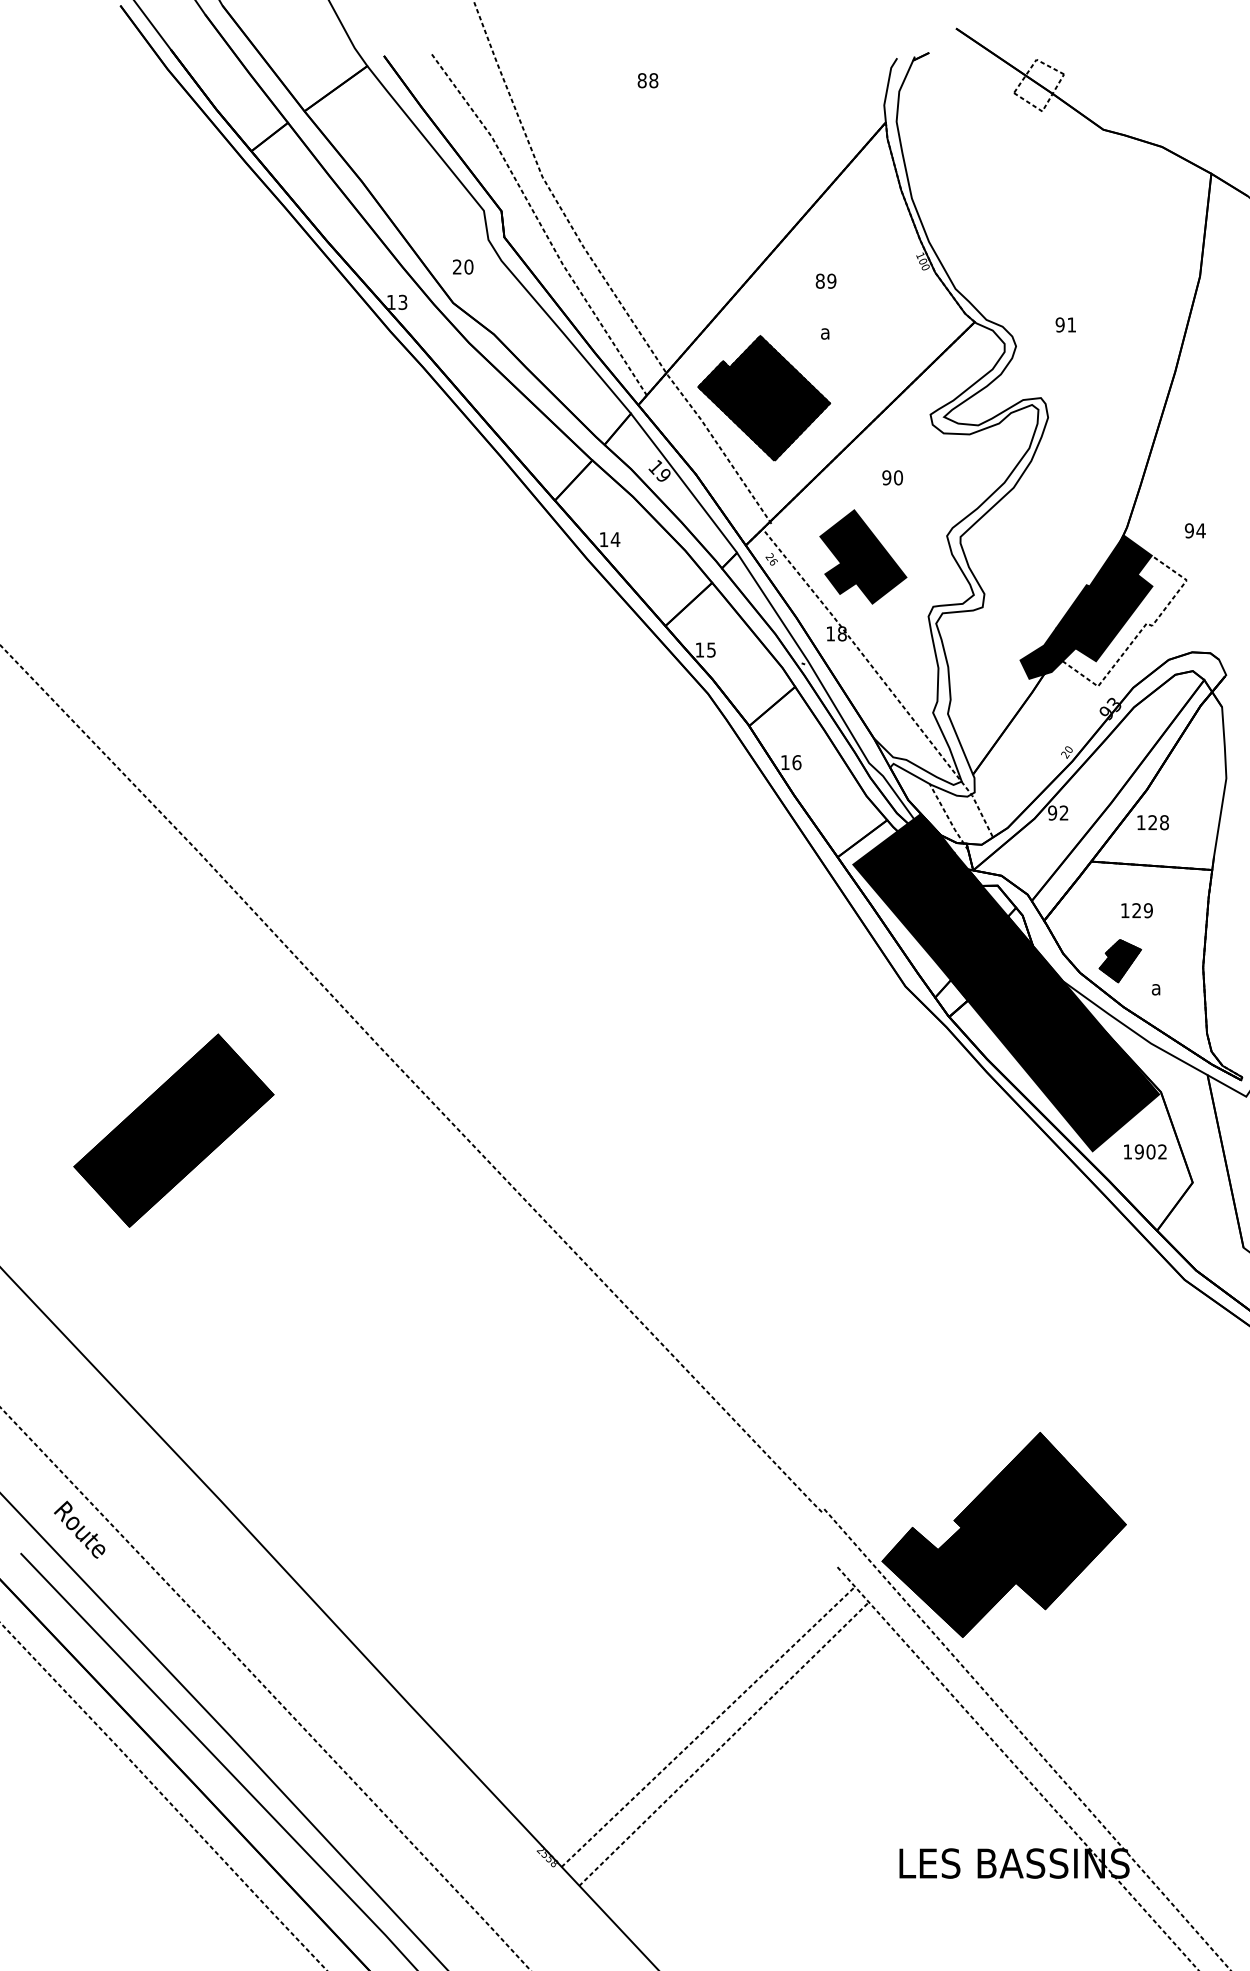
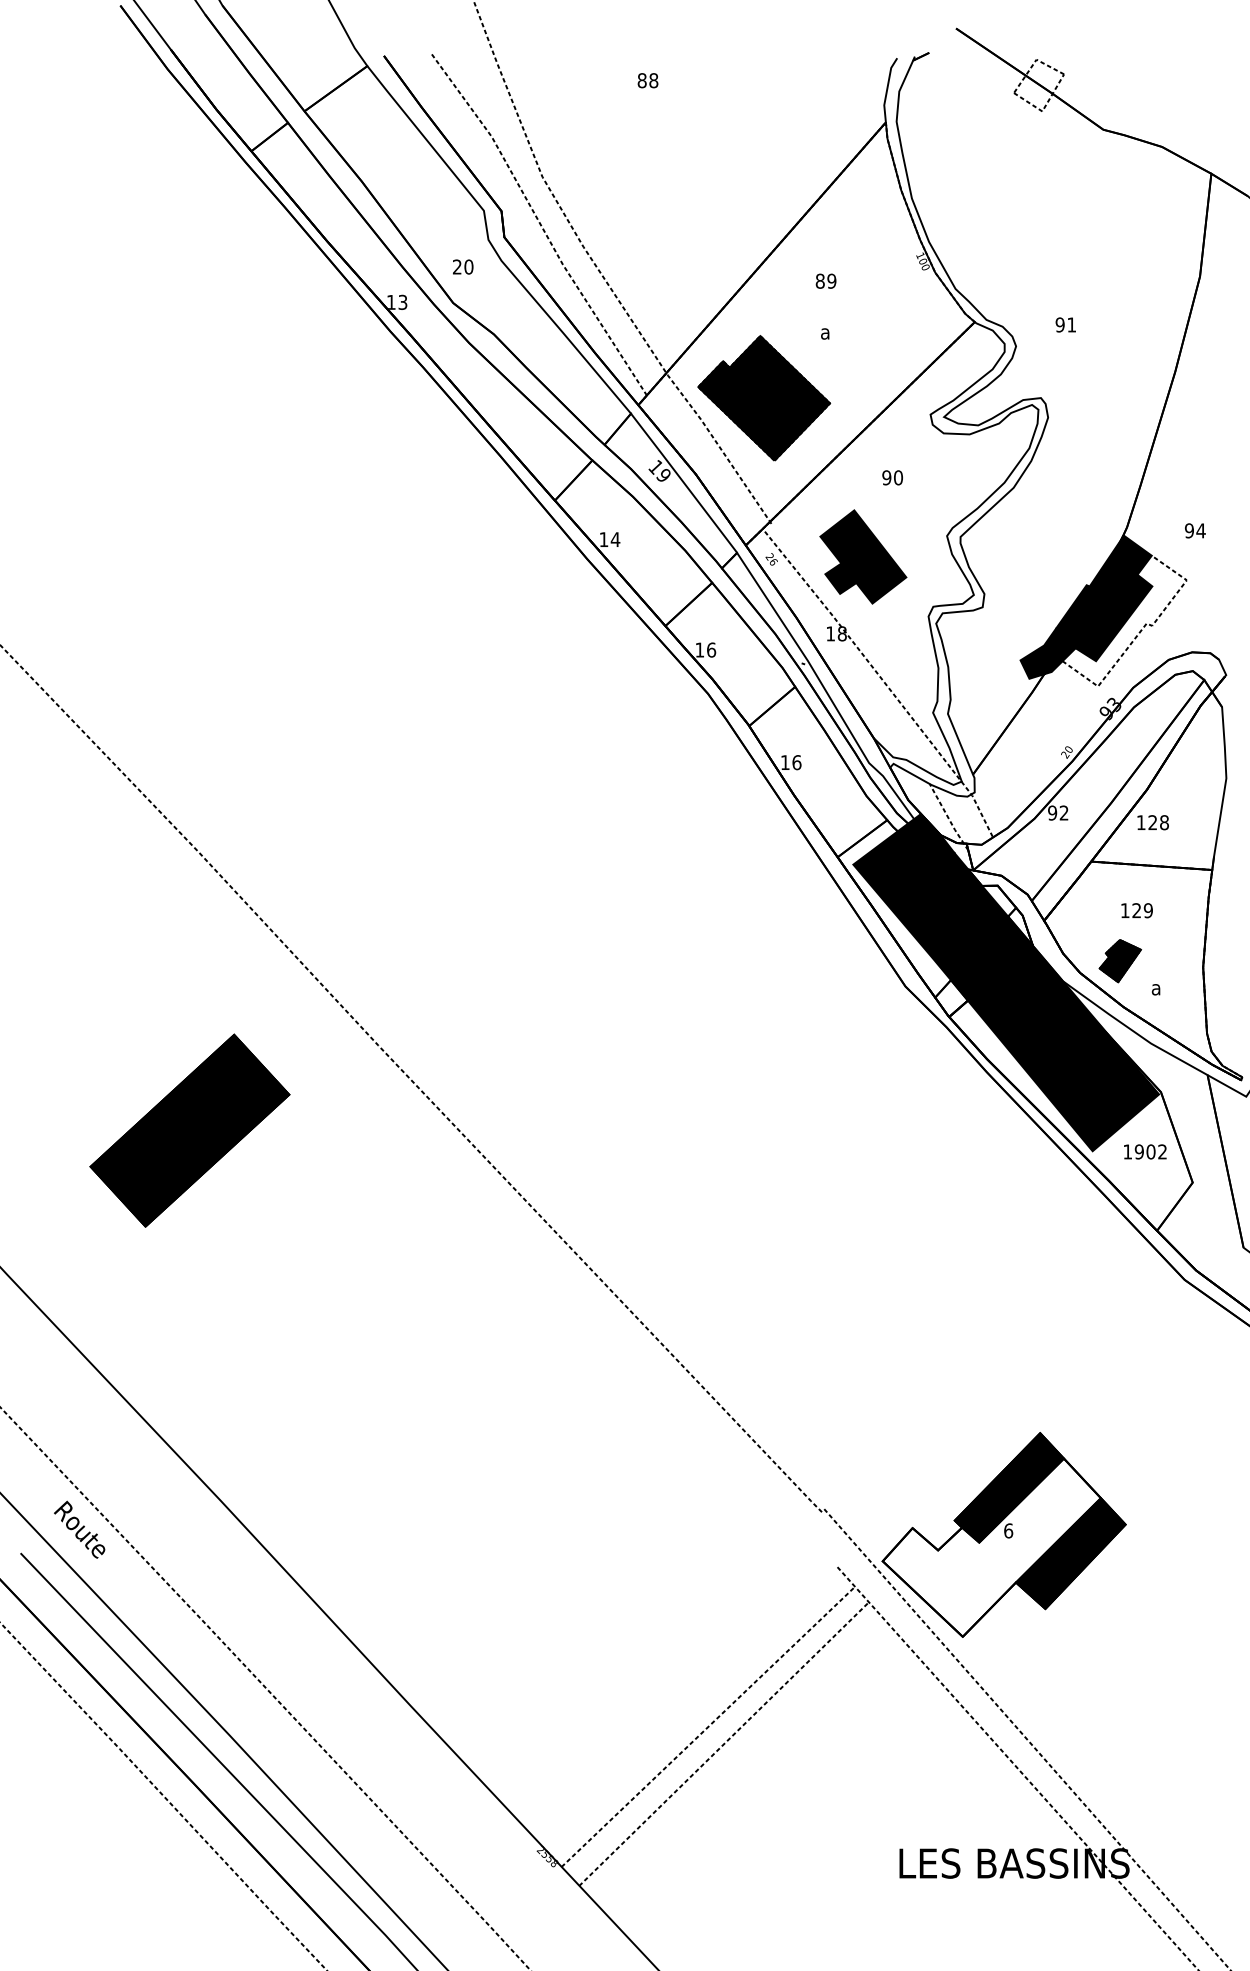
text: 15 -> 16 (711, 649)
part position: (173, 1130) -> (189, 1130) (189, 1130)
fill: present -> none (991, 1547)
